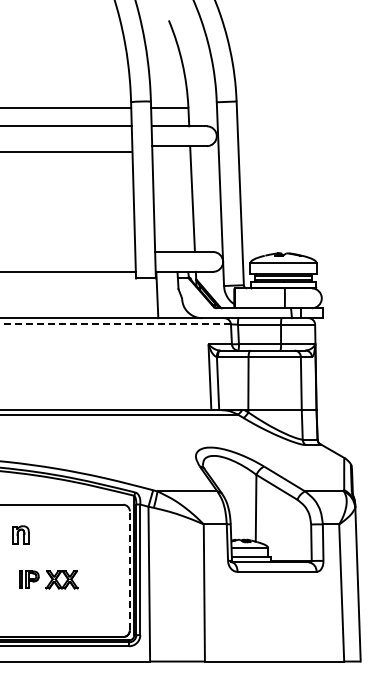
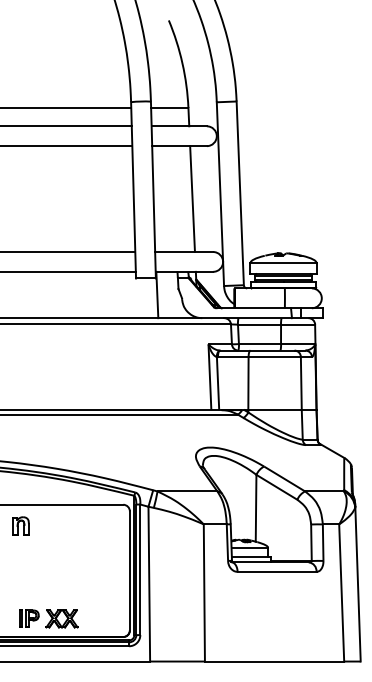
line position: (67, 152) -> (67, 146) (67, 146)
line: none -> present (68, 252)
line: dashed -> solid (115, 324)
part position: (20, 534) -> (20, 525) (20, 525)
line: dashed -> solid (129, 570)
part position: (48, 579) -> (48, 618) (48, 618)
